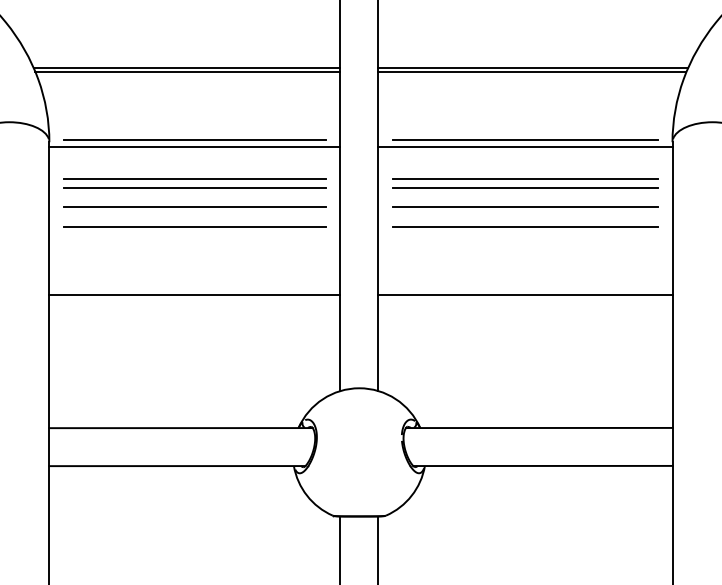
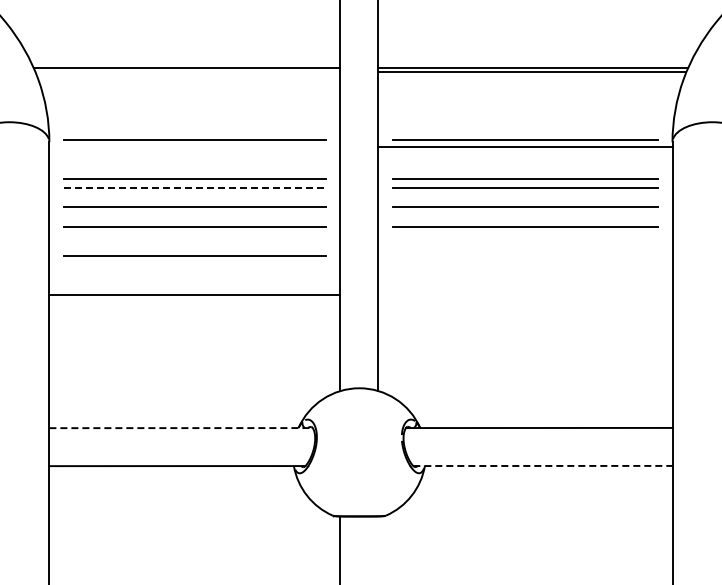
line: present -> none (187, 72)
line: present -> none (194, 147)
line: solid -> dashed (194, 188)
line: none -> present (194, 255)
line: present -> none (525, 295)
line: solid -> dashed (181, 428)
line: solid -> dashed (542, 465)
line: present -> none (378, 548)
